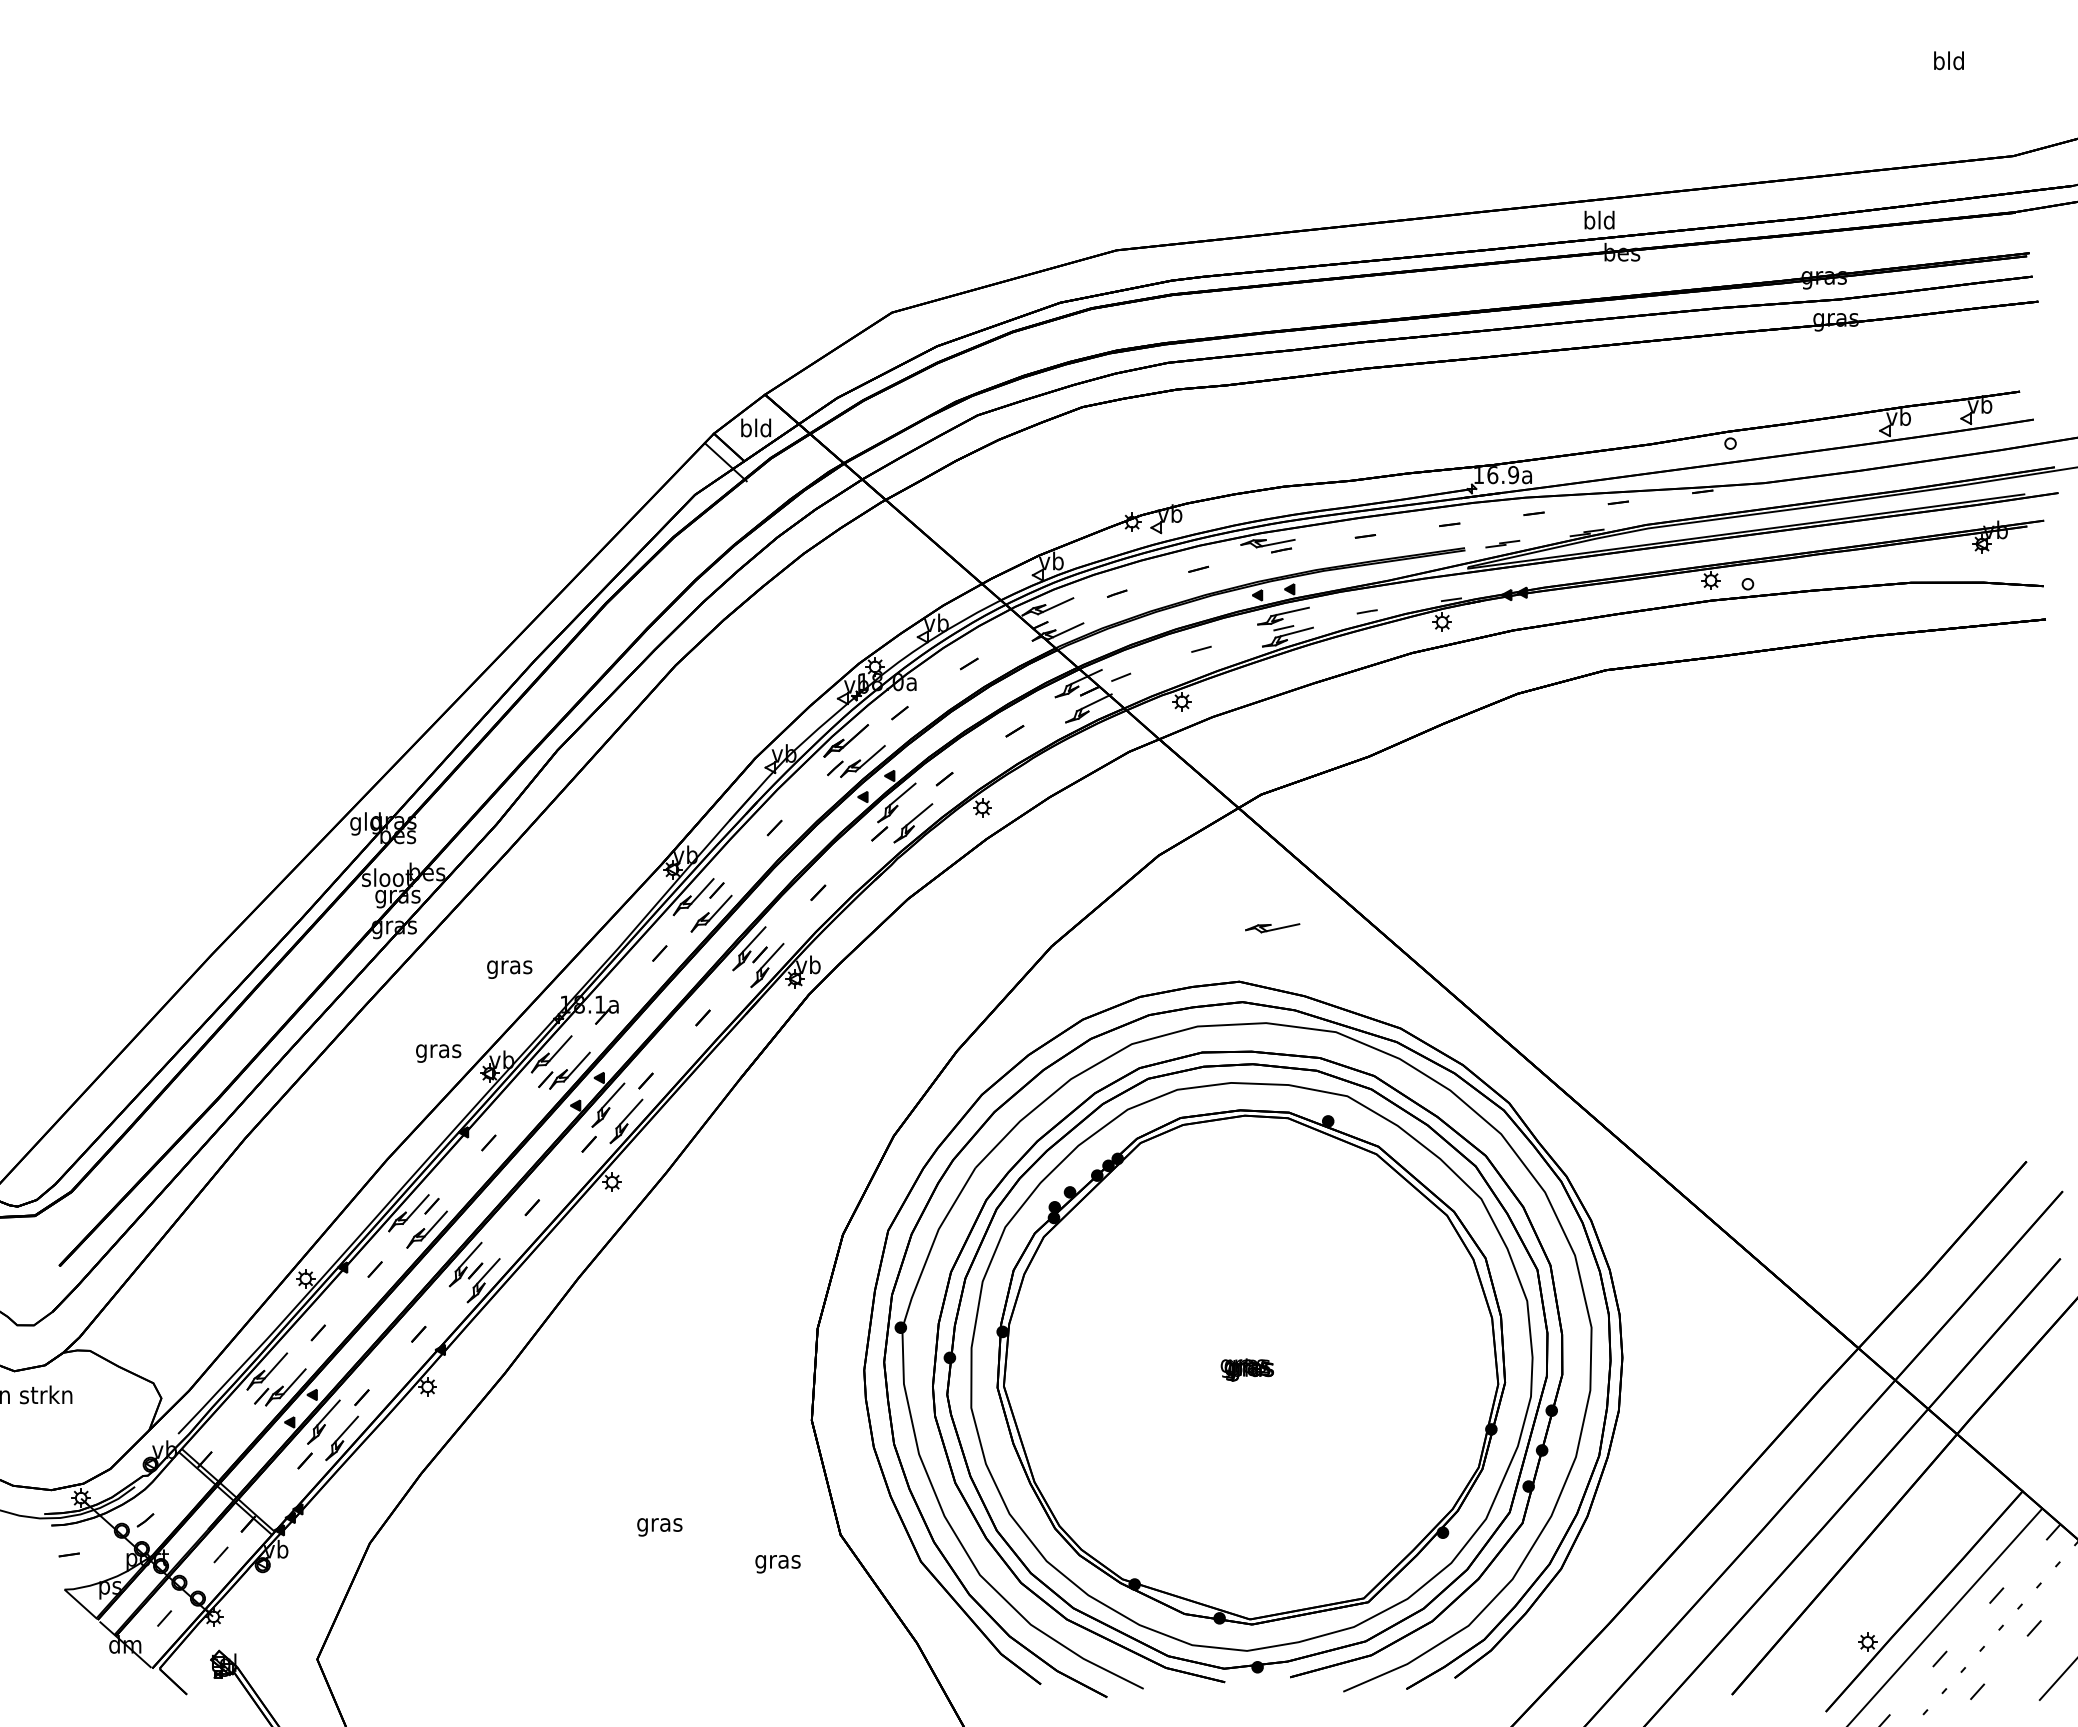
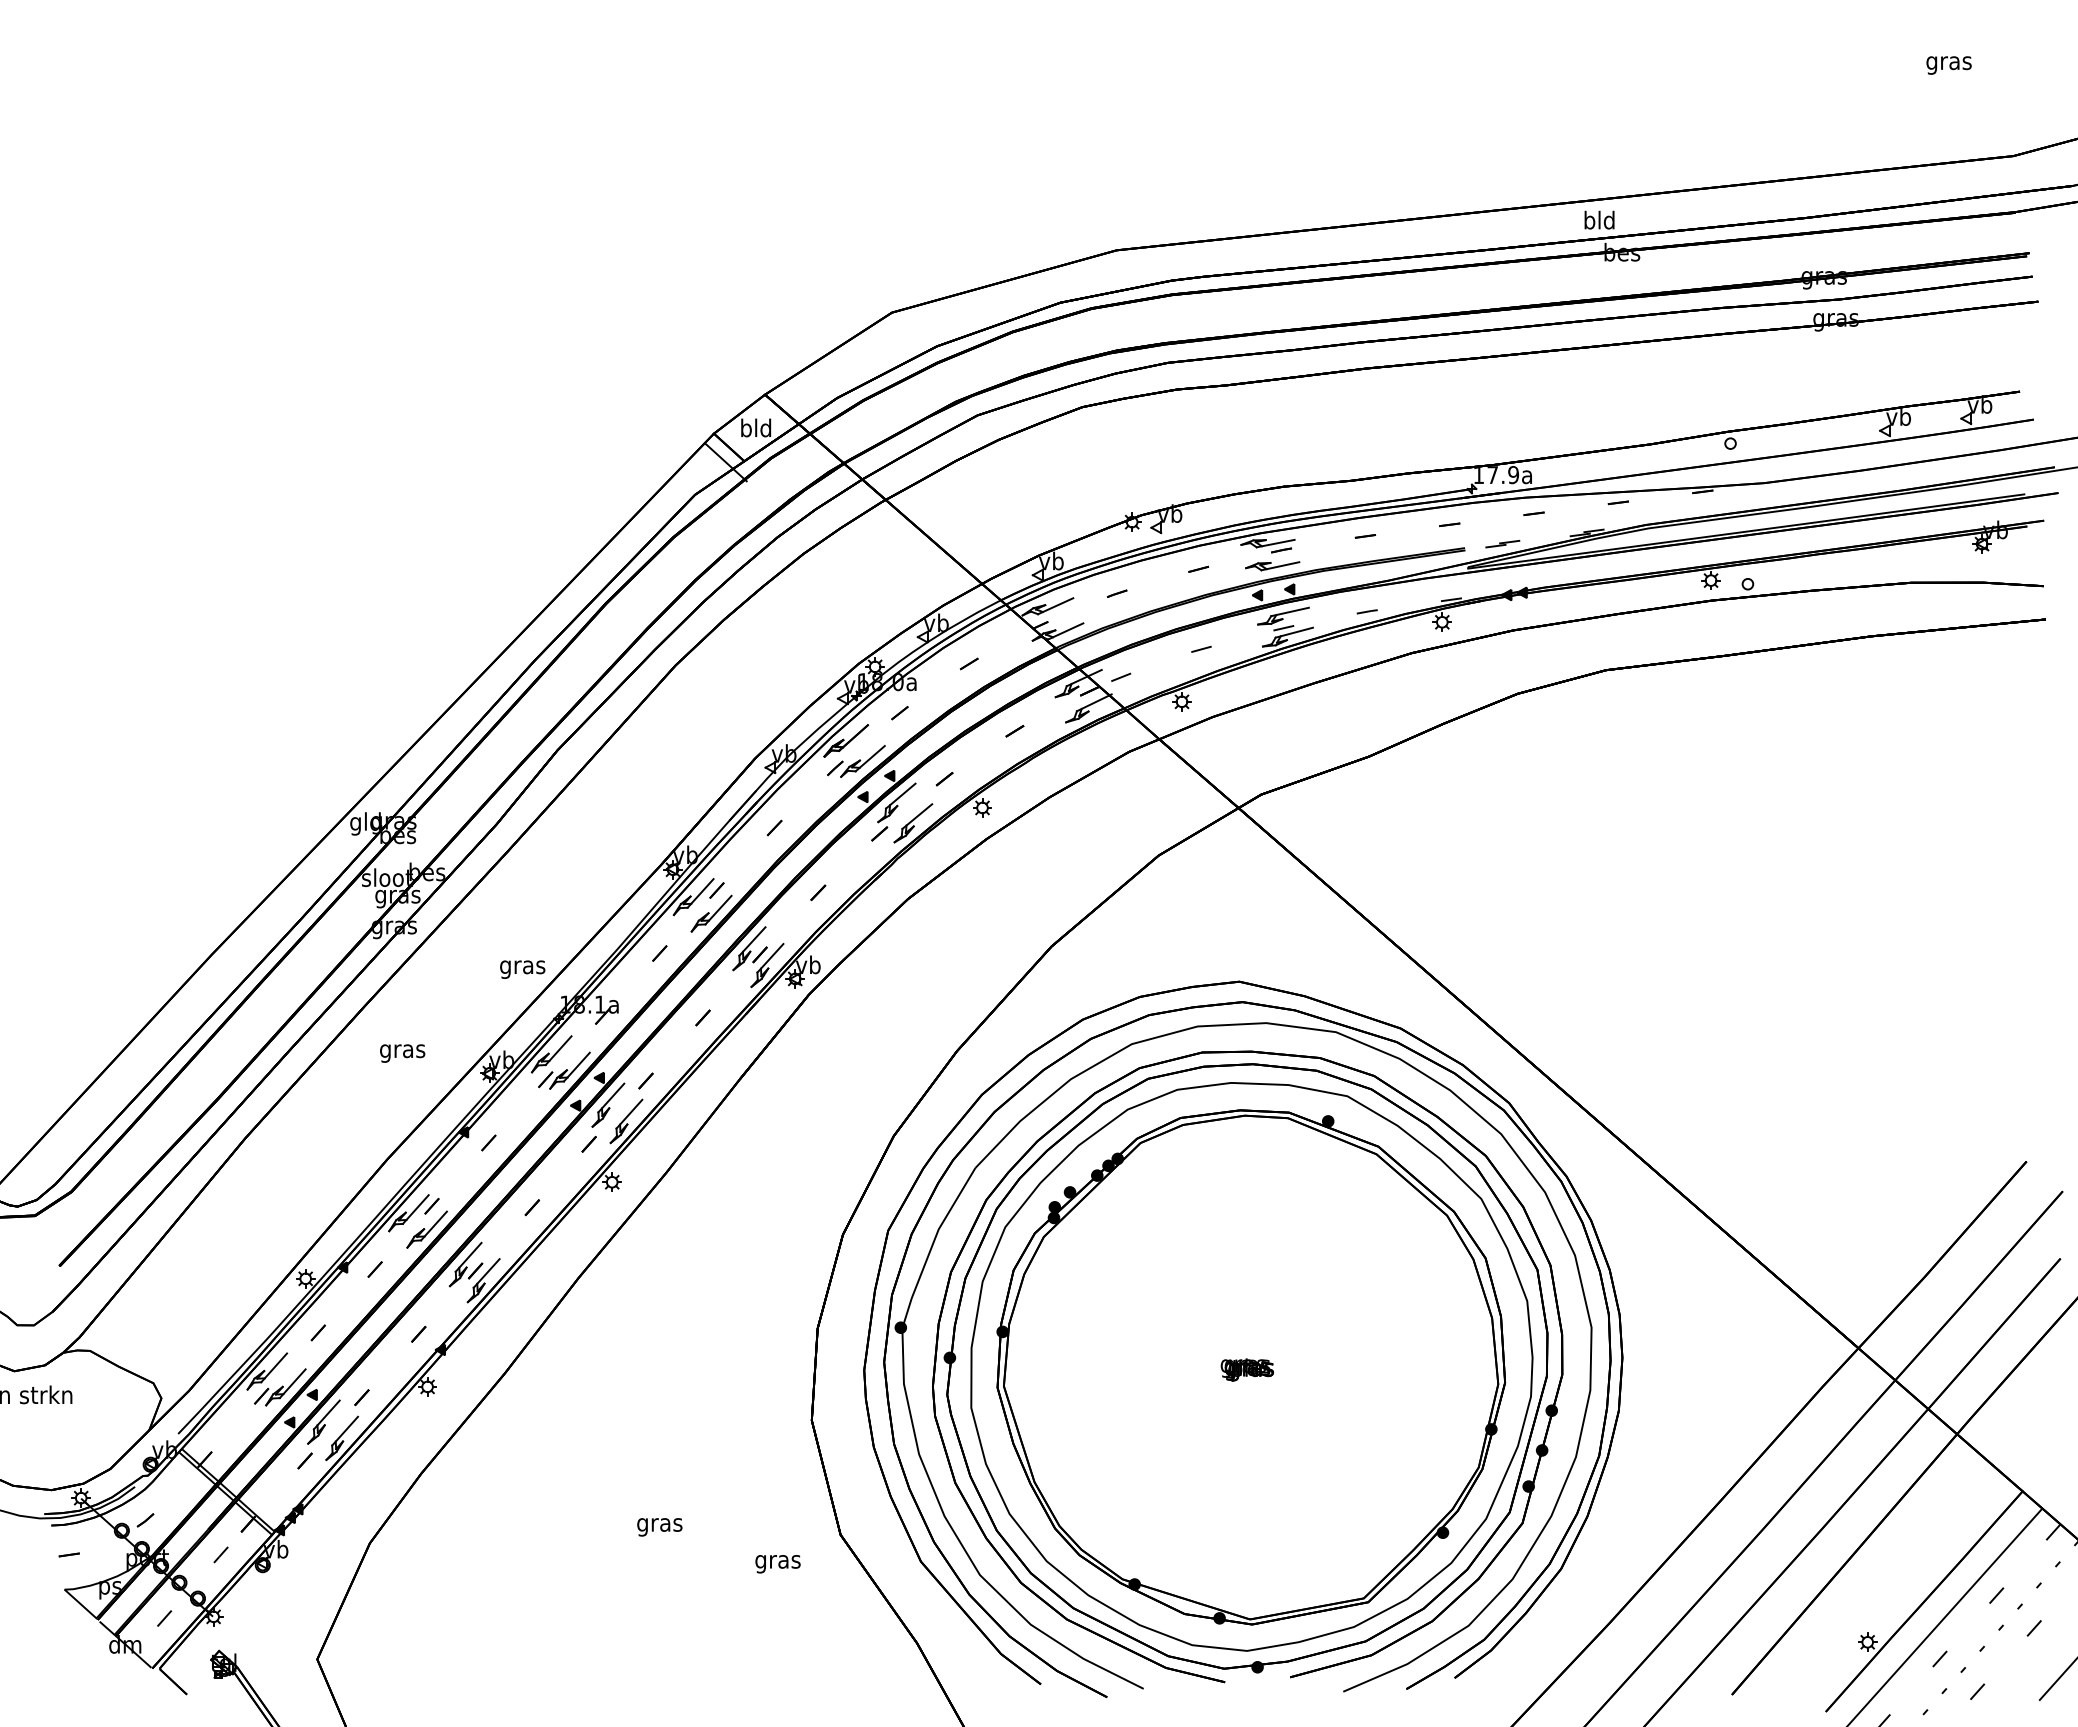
text: bld -> gras (1948, 62)
text: 16.9a -> 17.9a (1492, 475)
part position: (1272, 928) -> (1272, 566) (1272, 566)
text position: (509, 969) -> (522, 969) (522, 969)
text position: (438, 1053) -> (402, 1053) (402, 1053)
